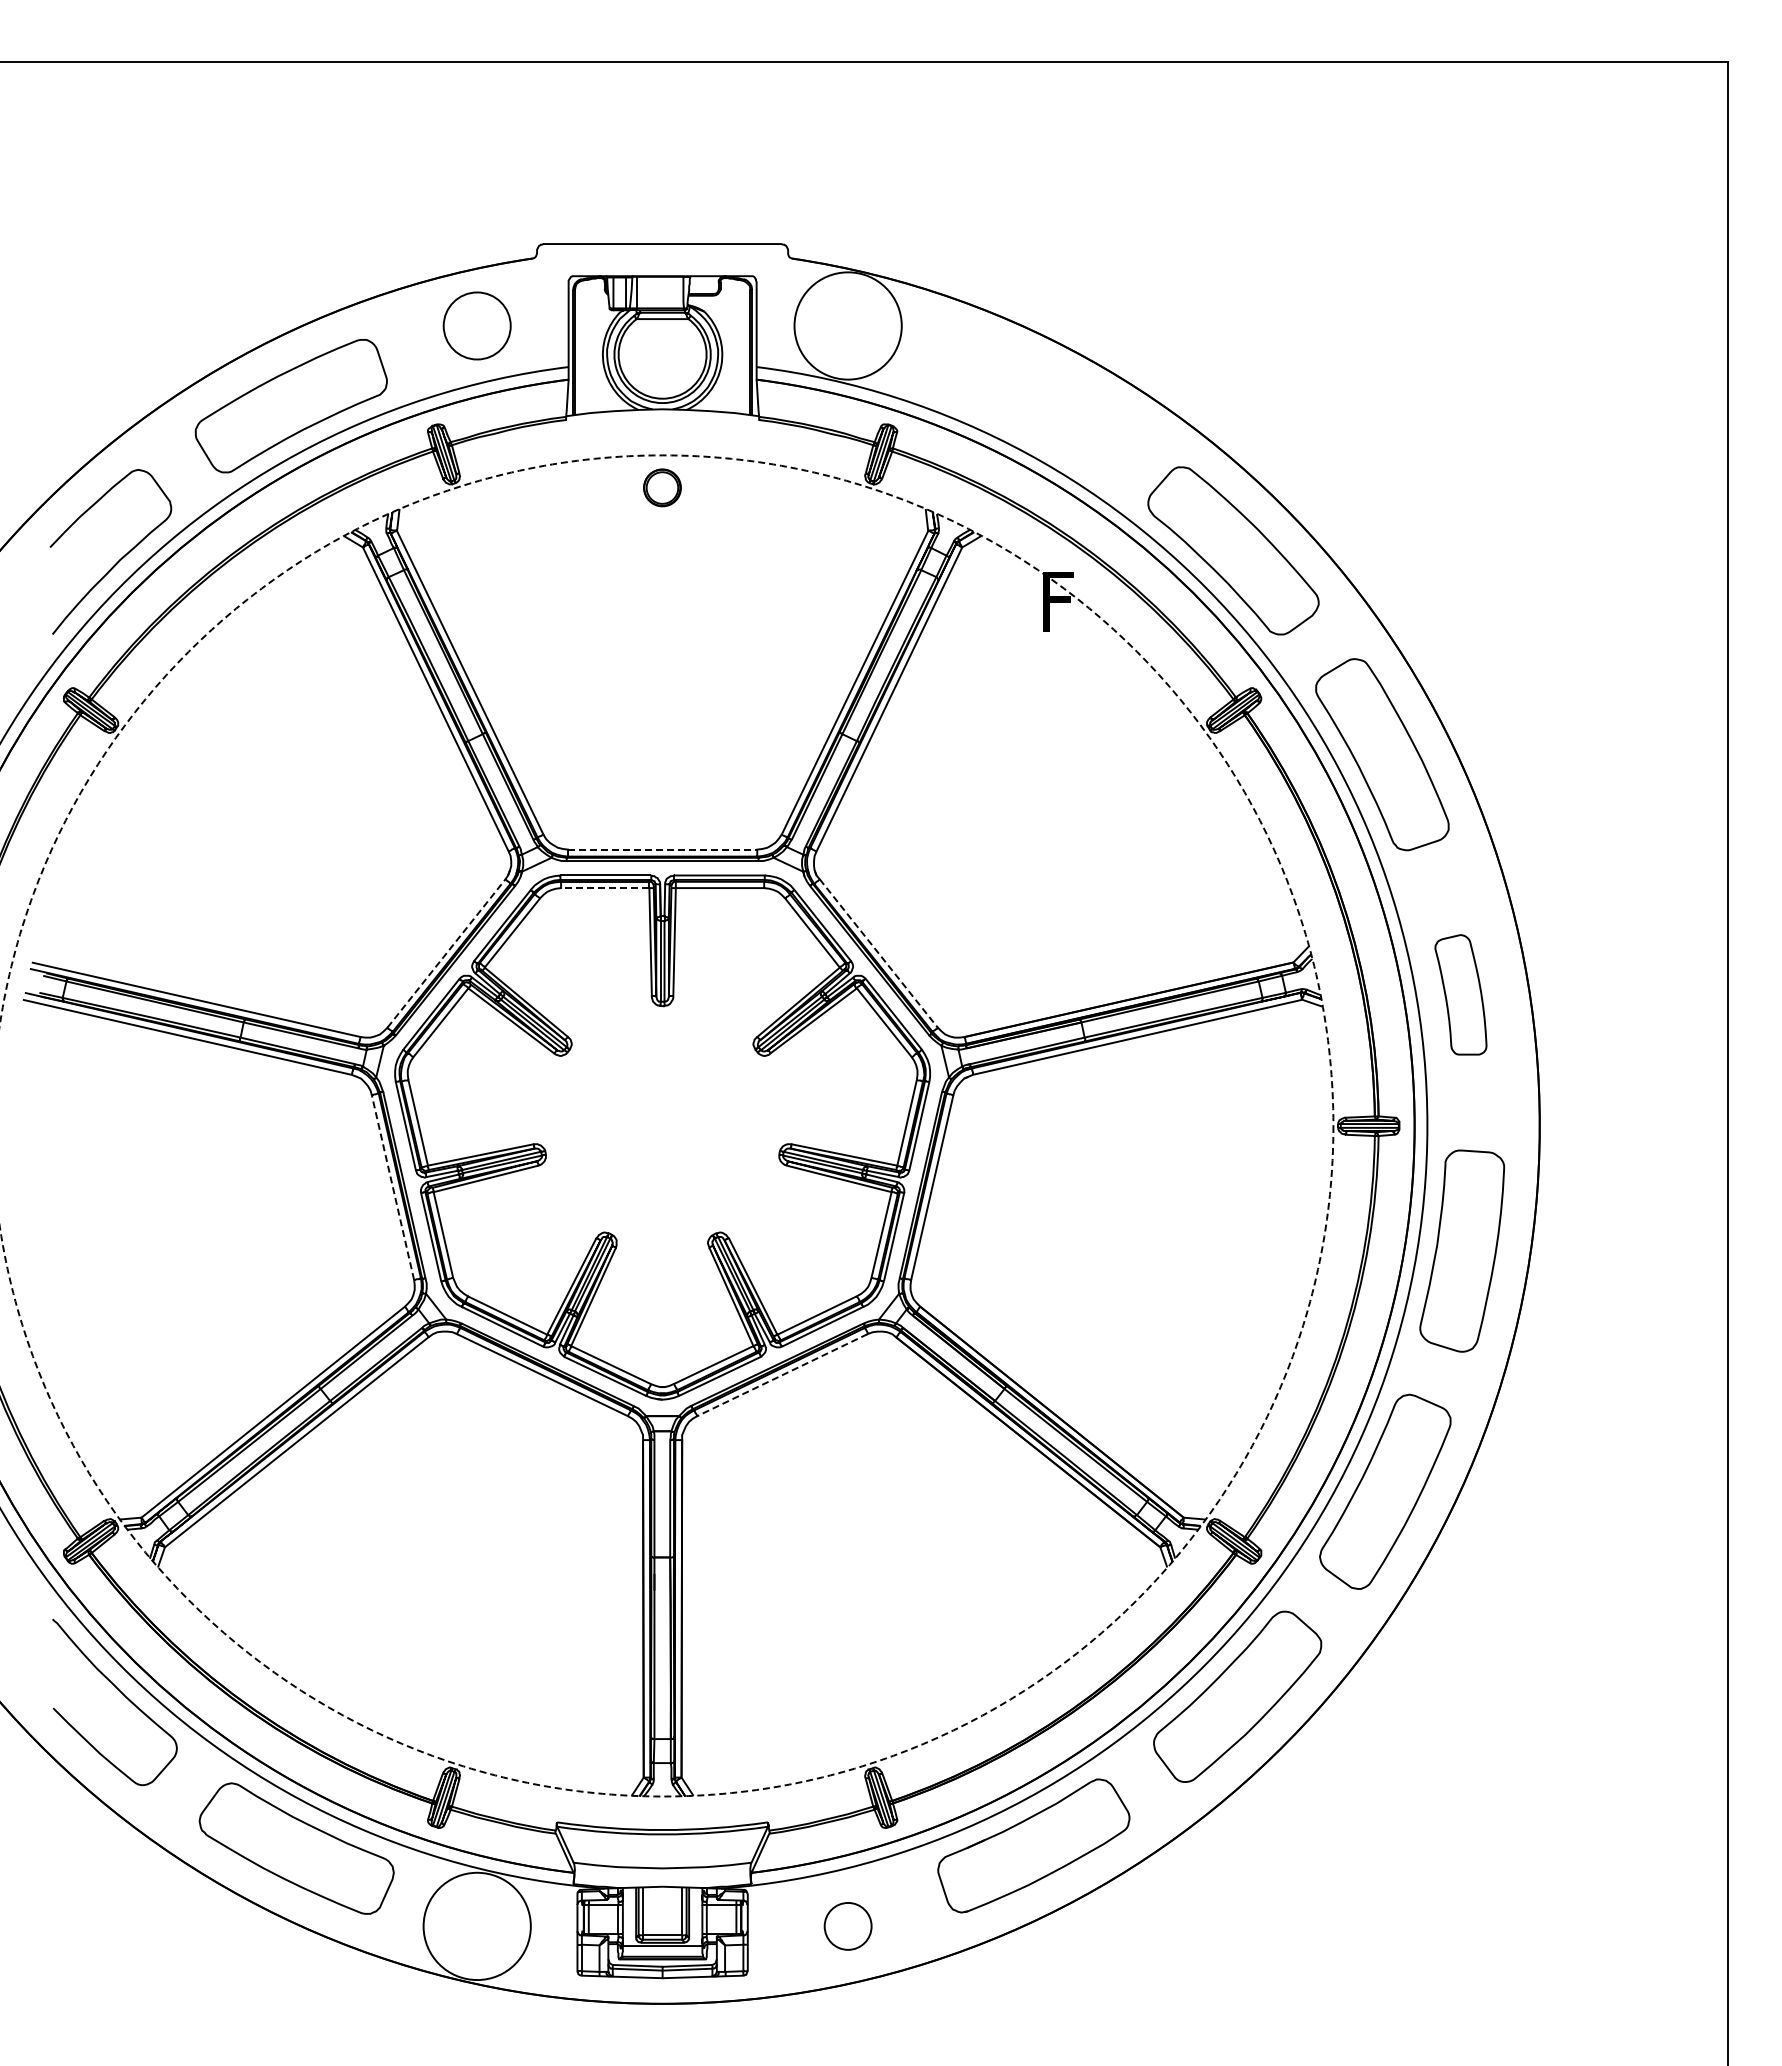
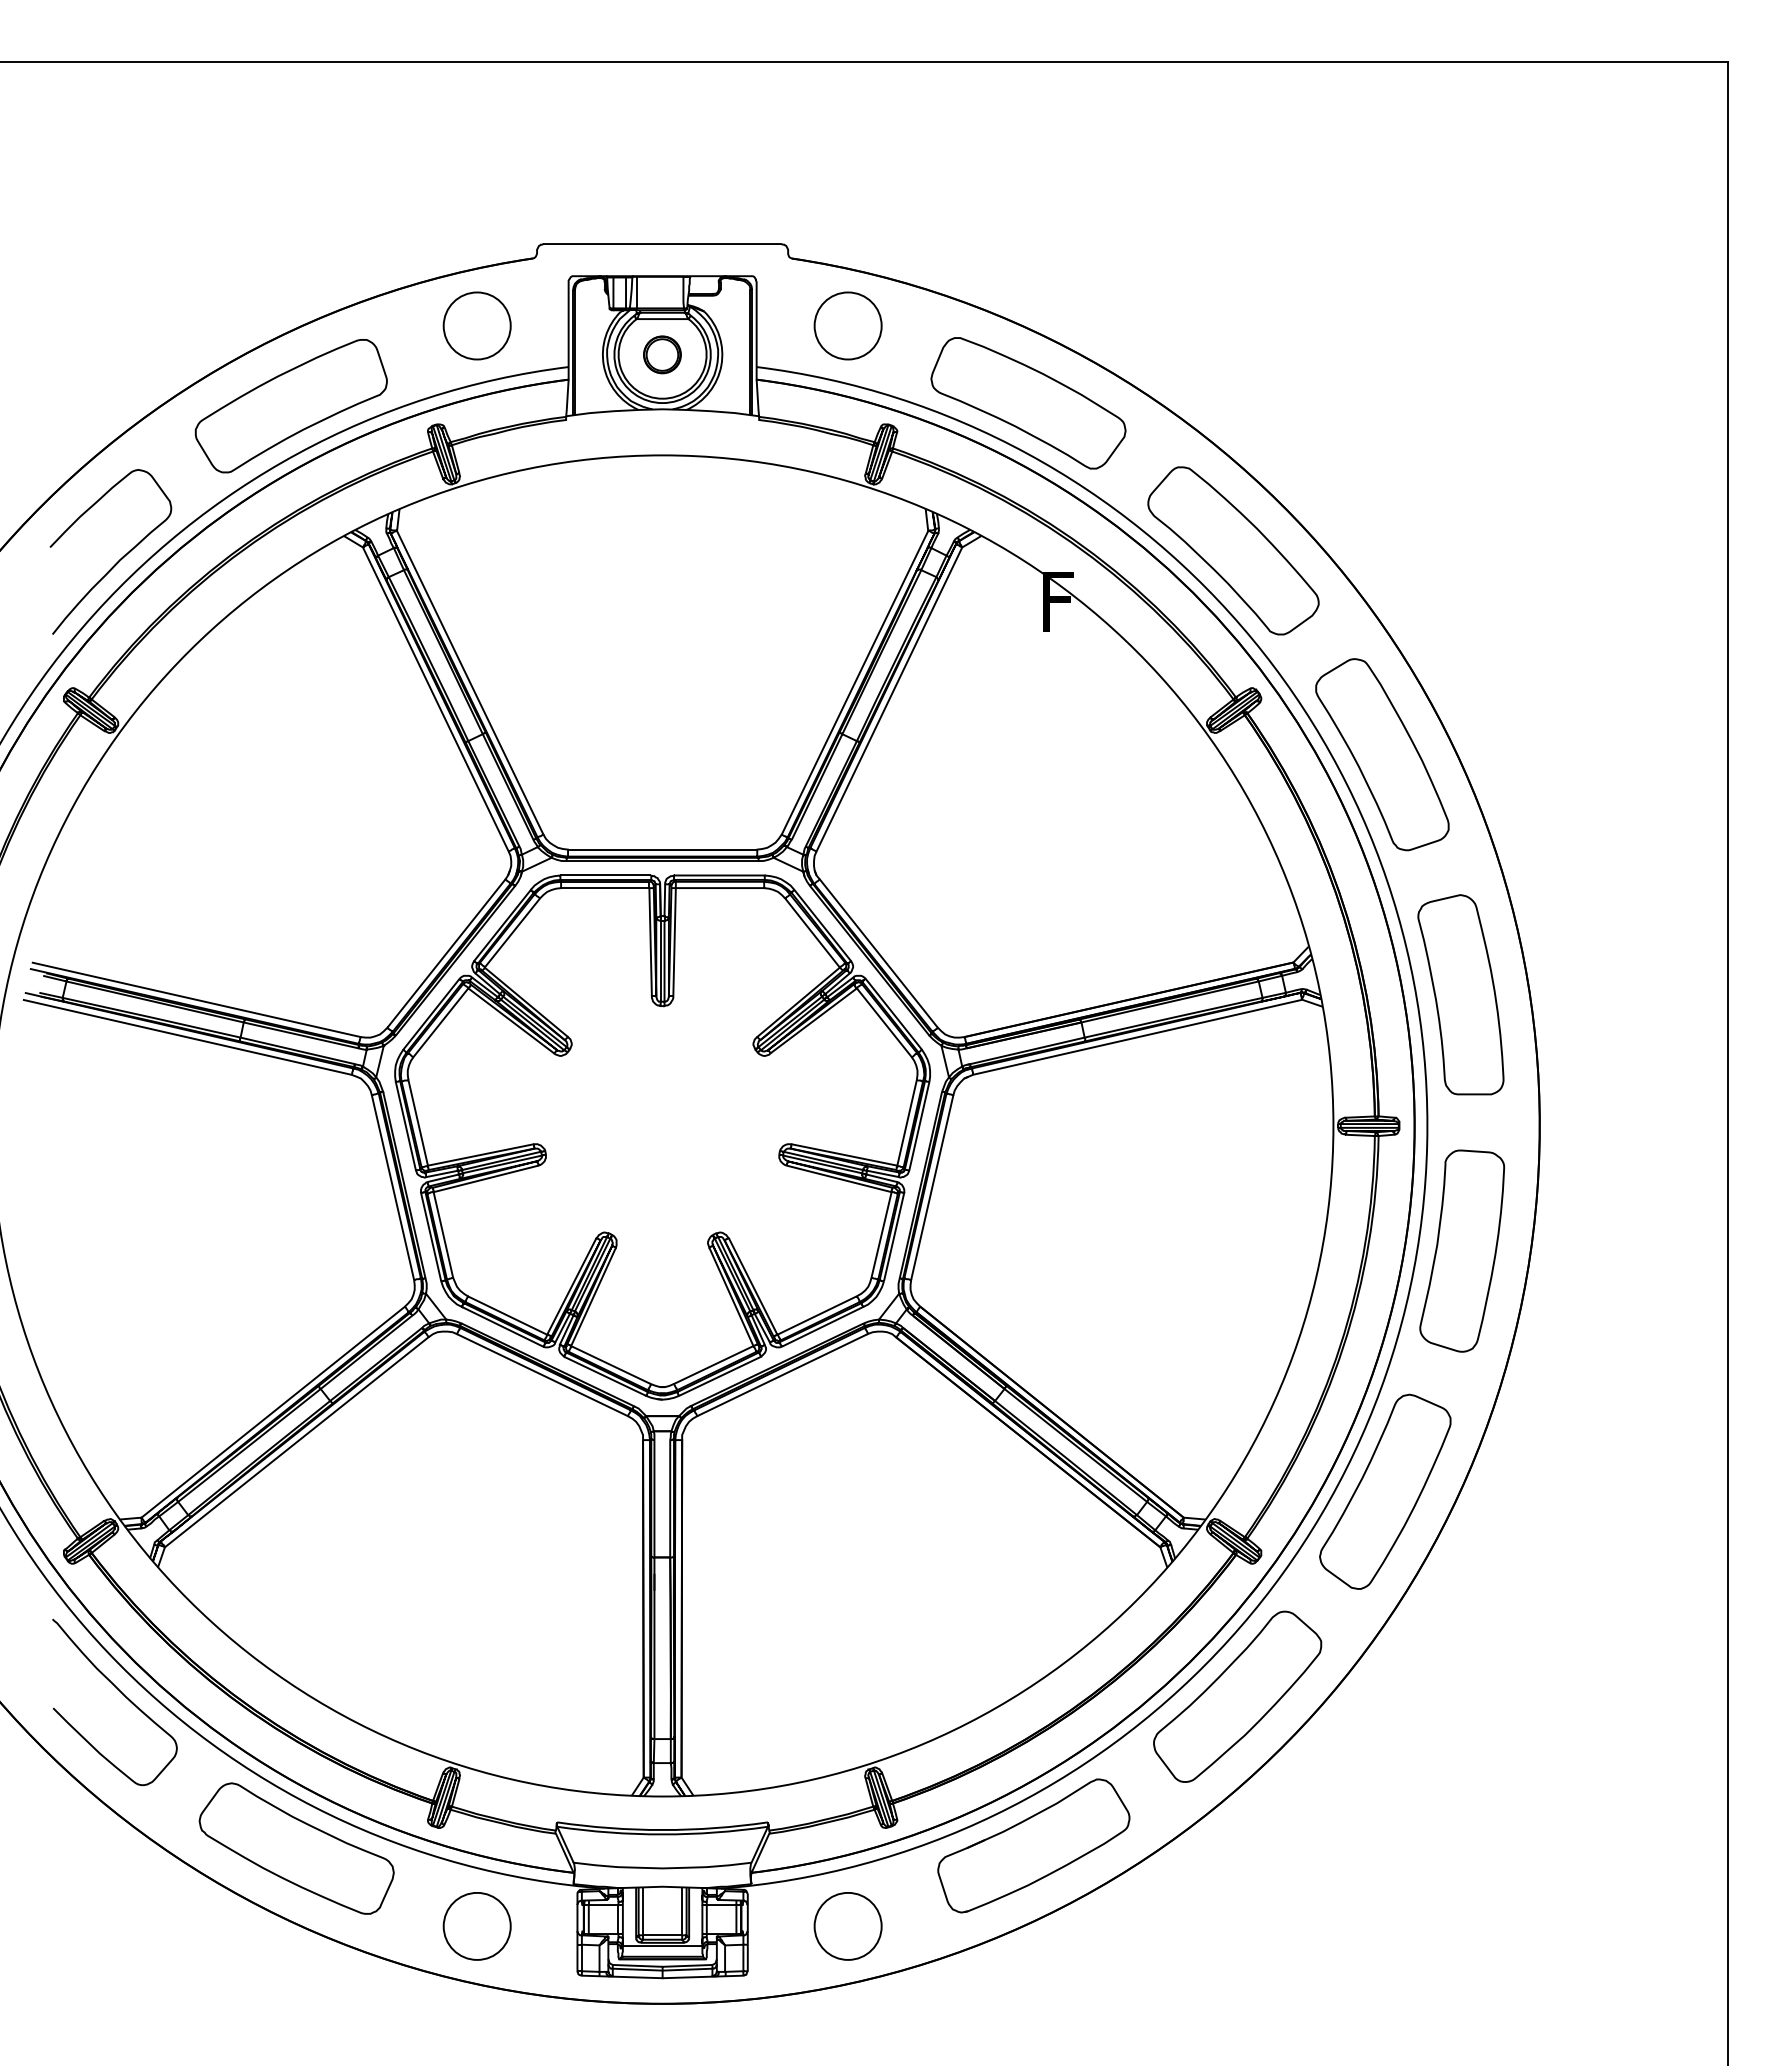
circle diameter: 107 px -> 67 px (847, 325)
part: none -> present (1028, 403)
part position: (662, 487) -> (662, 354) (662, 354)
line: dashed -> solid (662, 849)
line: dashed -> solid (604, 888)
line: dashed -> solid (446, 953)
line: dashed -> solid (878, 953)
part size: 54x122 px -> 88x202 px (1460, 994)
circle: dashed -> solid (666, 1125)
line: dashed -> solid (392, 1187)
line: dashed -> solid (782, 1375)
circle diameter: 47 px -> 67 px (847, 1925)
circle diameter: 107 px -> 67 px (476, 1925)
